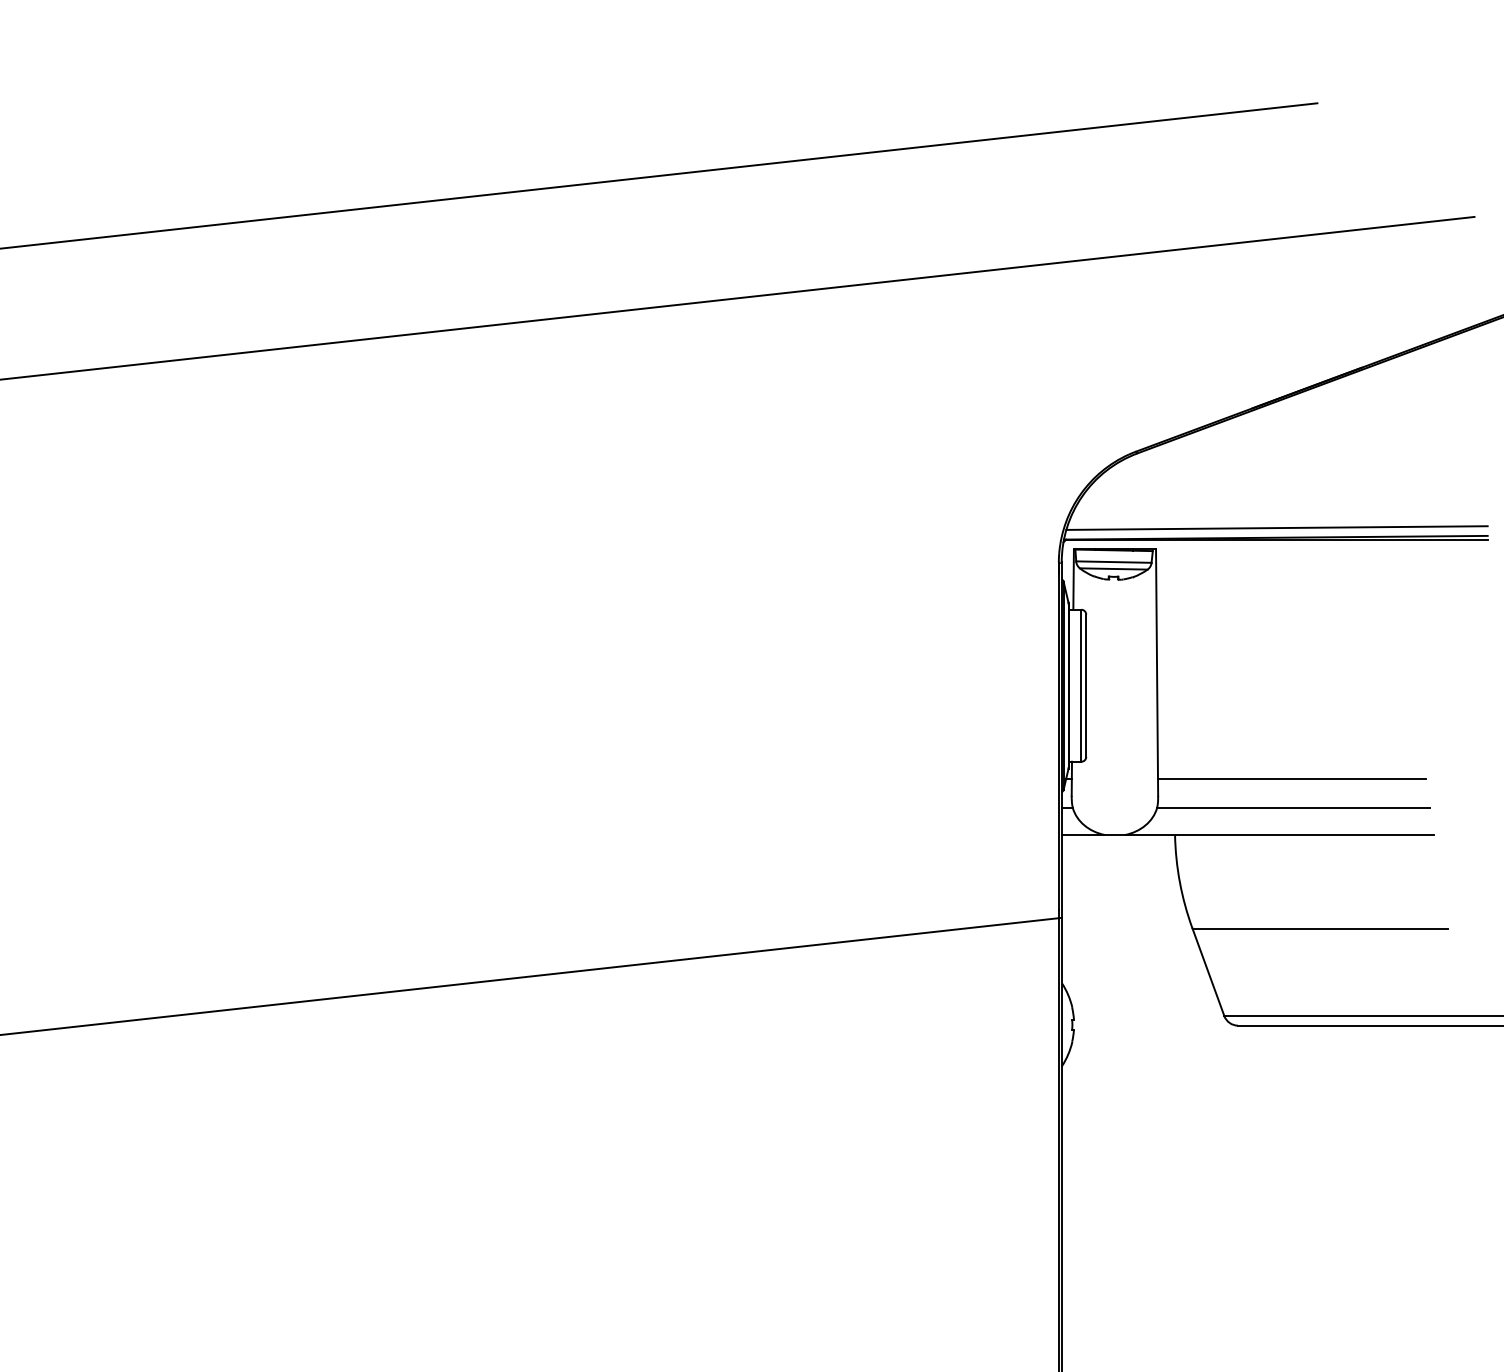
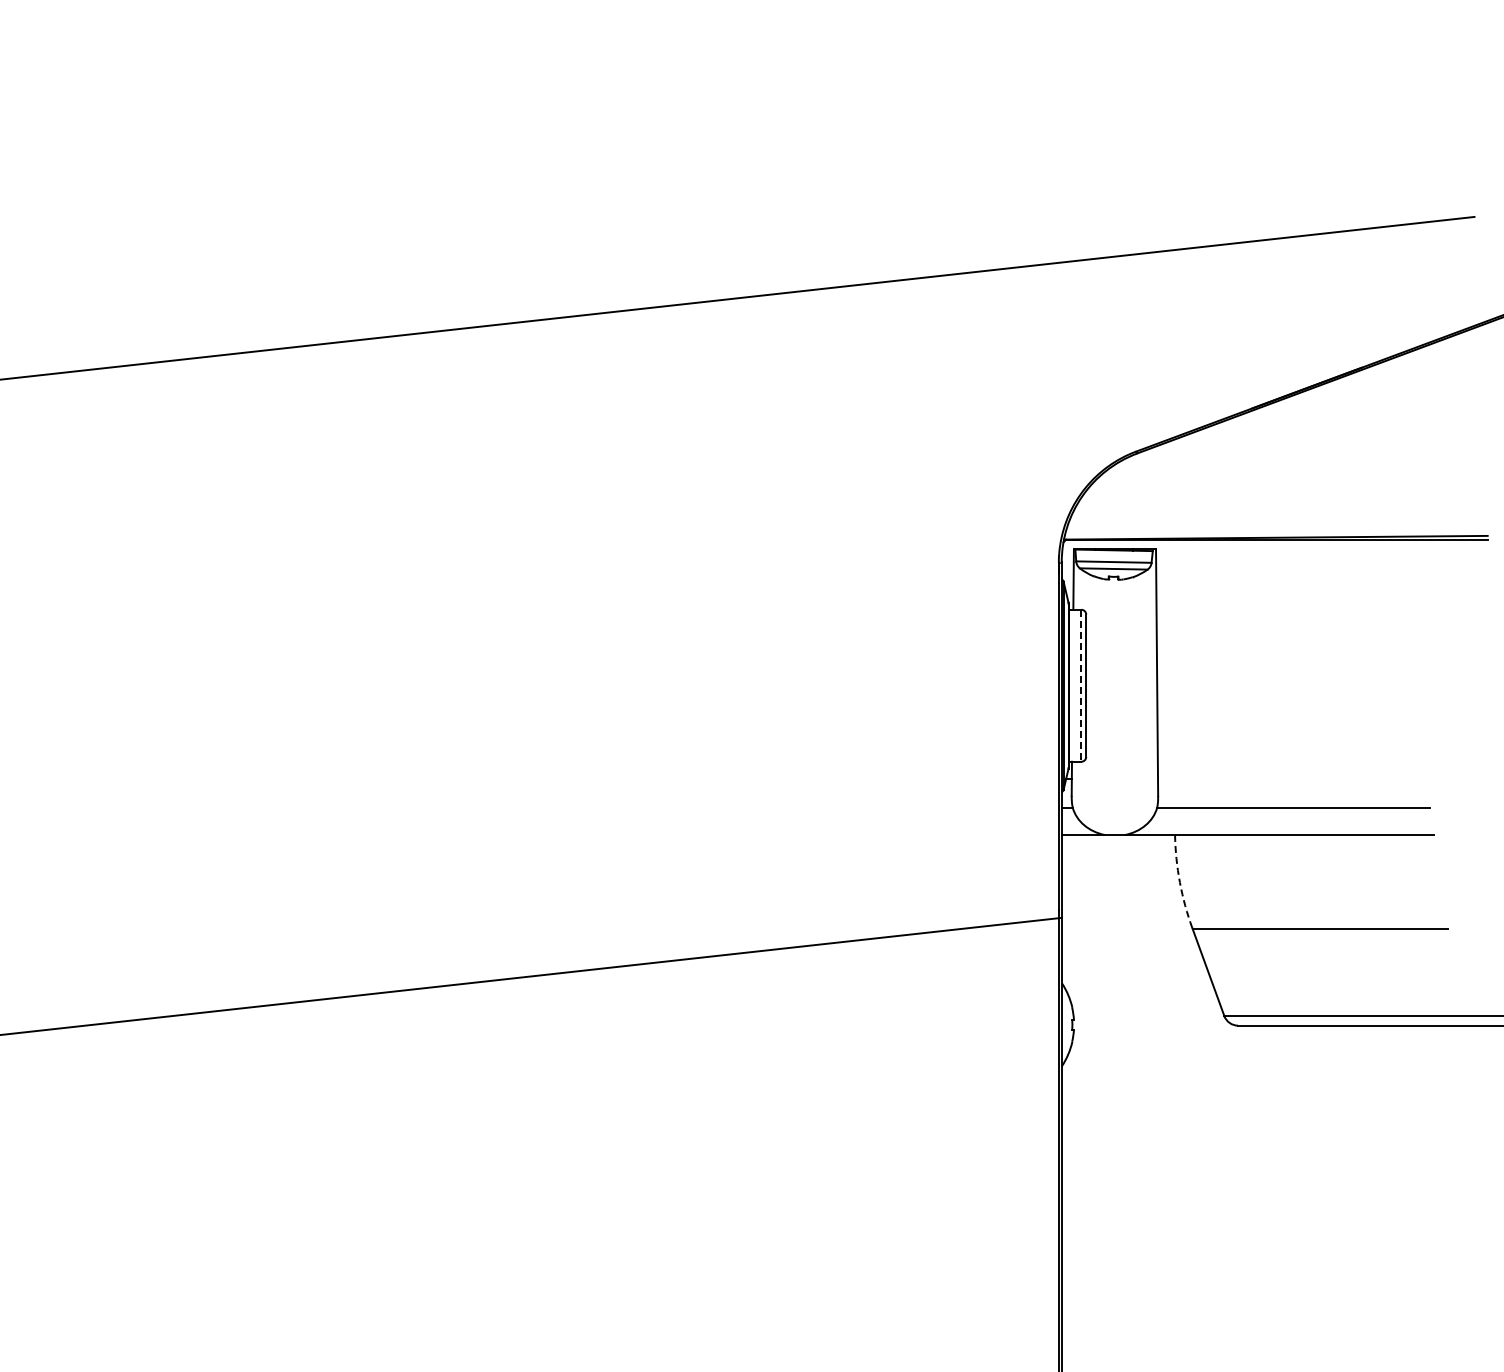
line: present -> none (659, 175)
line: present -> none (1276, 527)
line: solid -> dashed (1081, 685)
line: present -> none (1292, 779)
arc: solid -> dashed (1179, 882)
